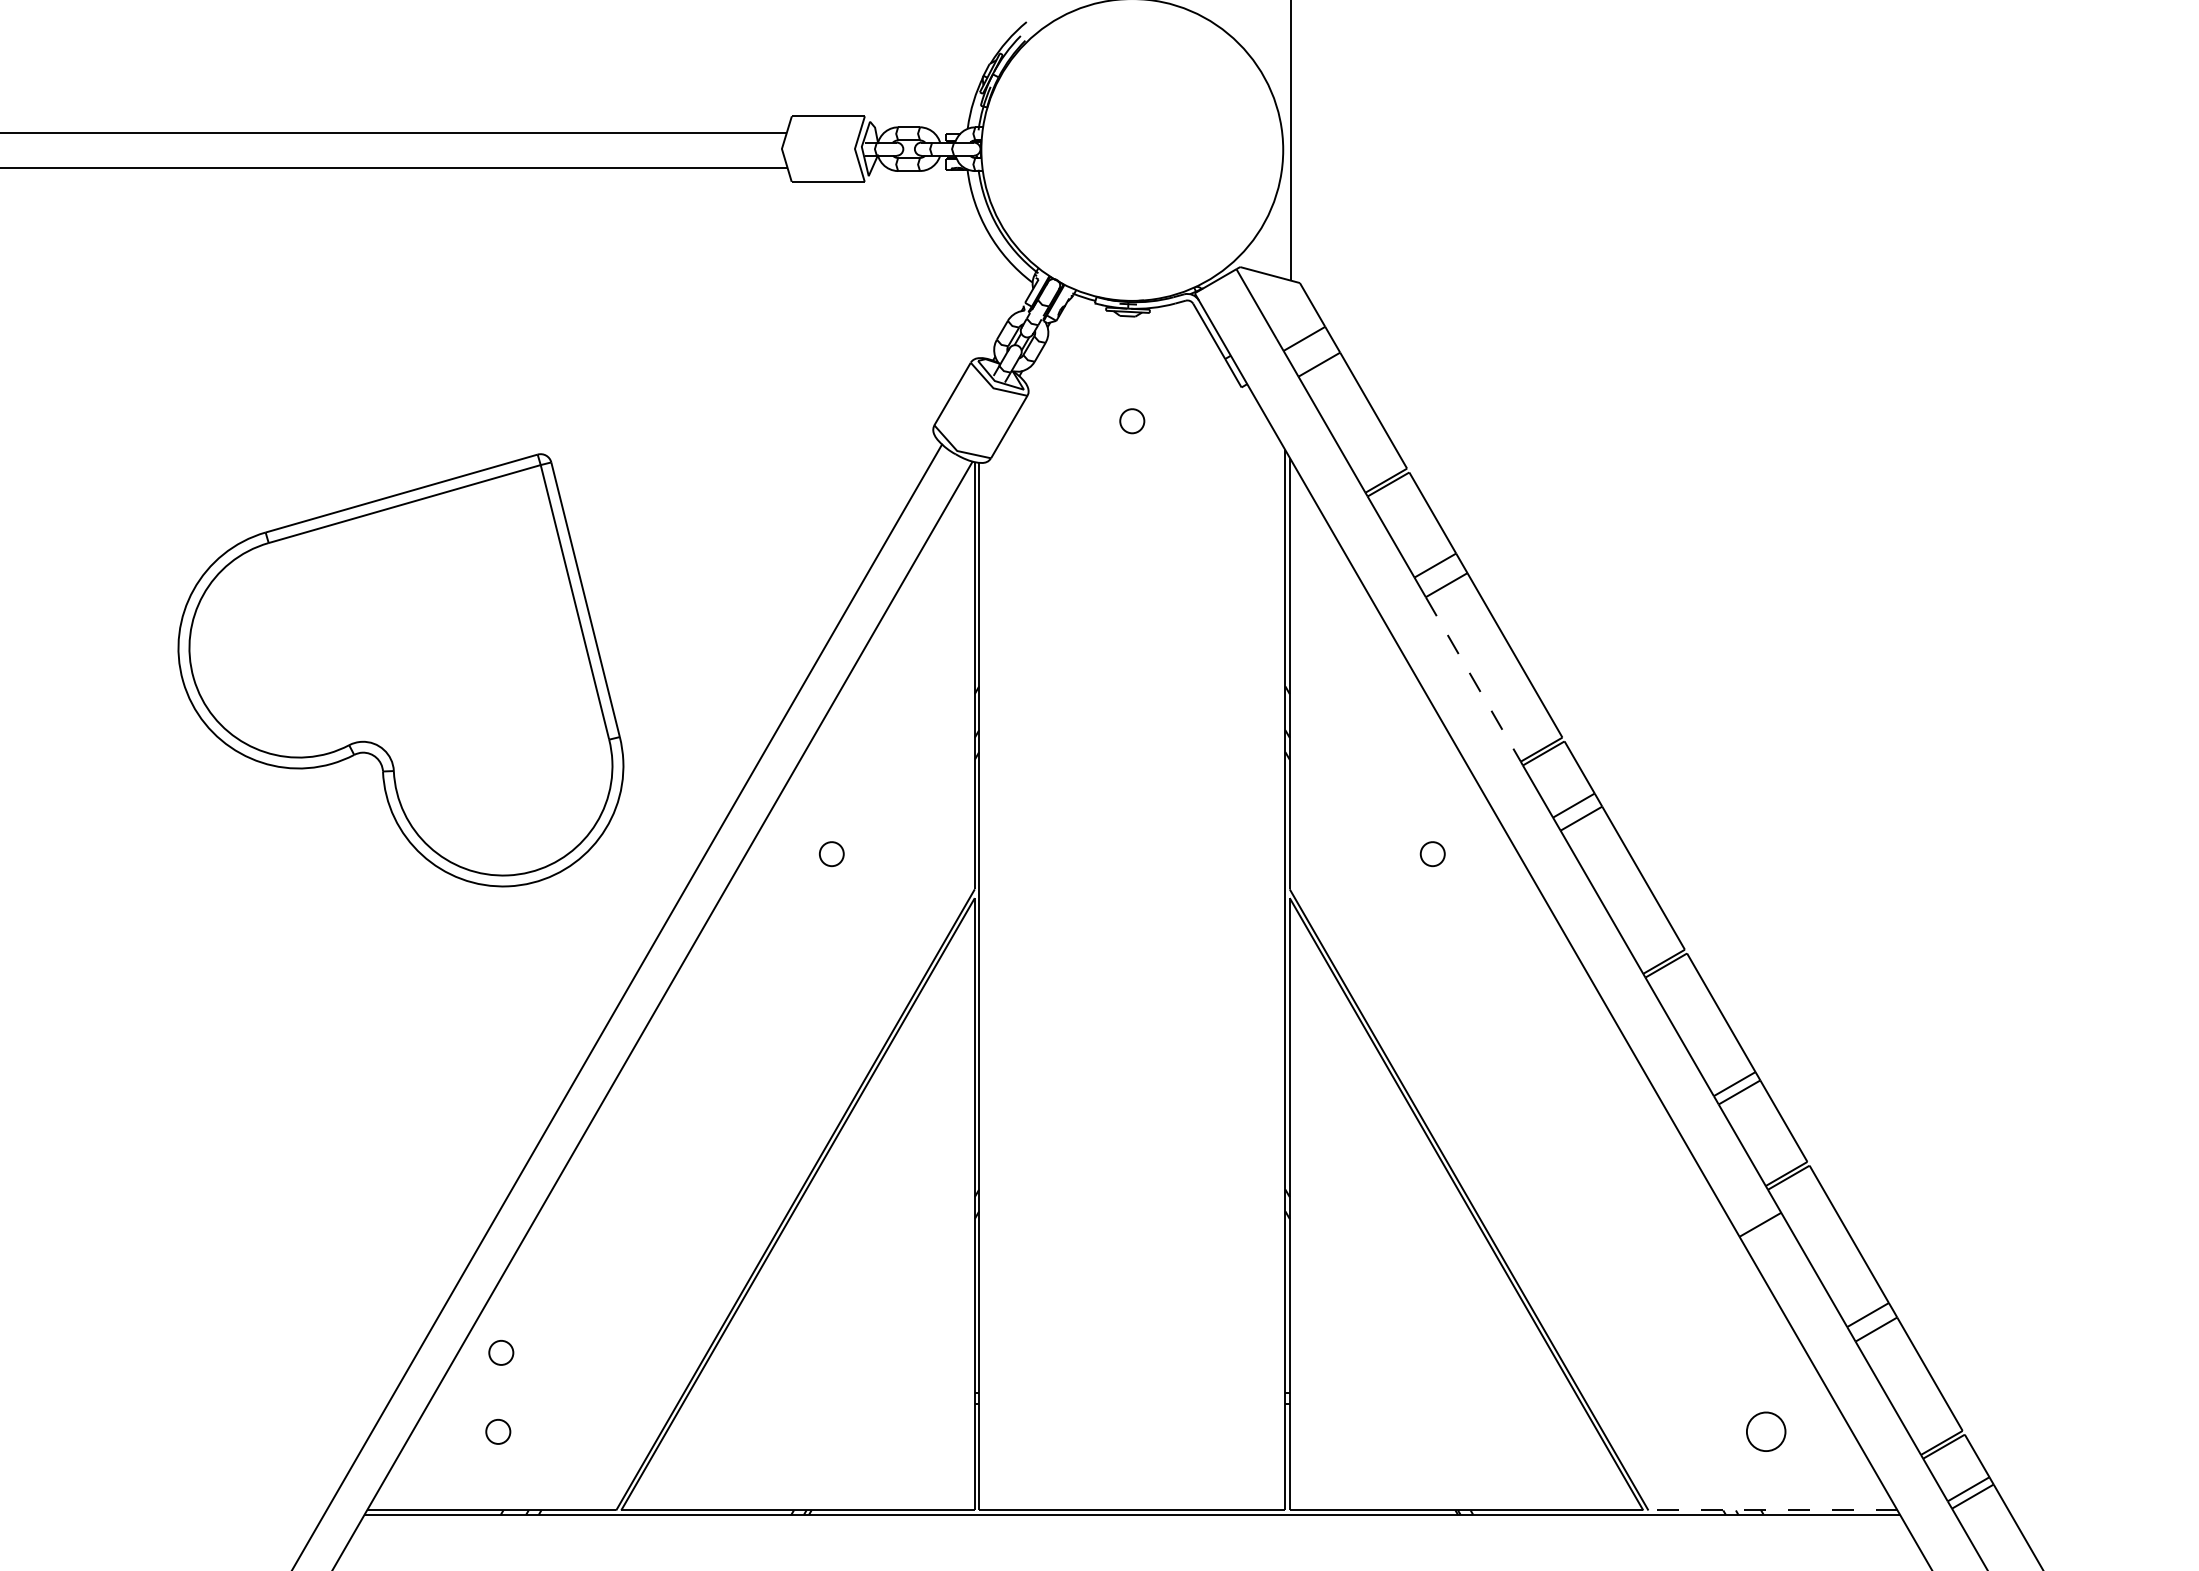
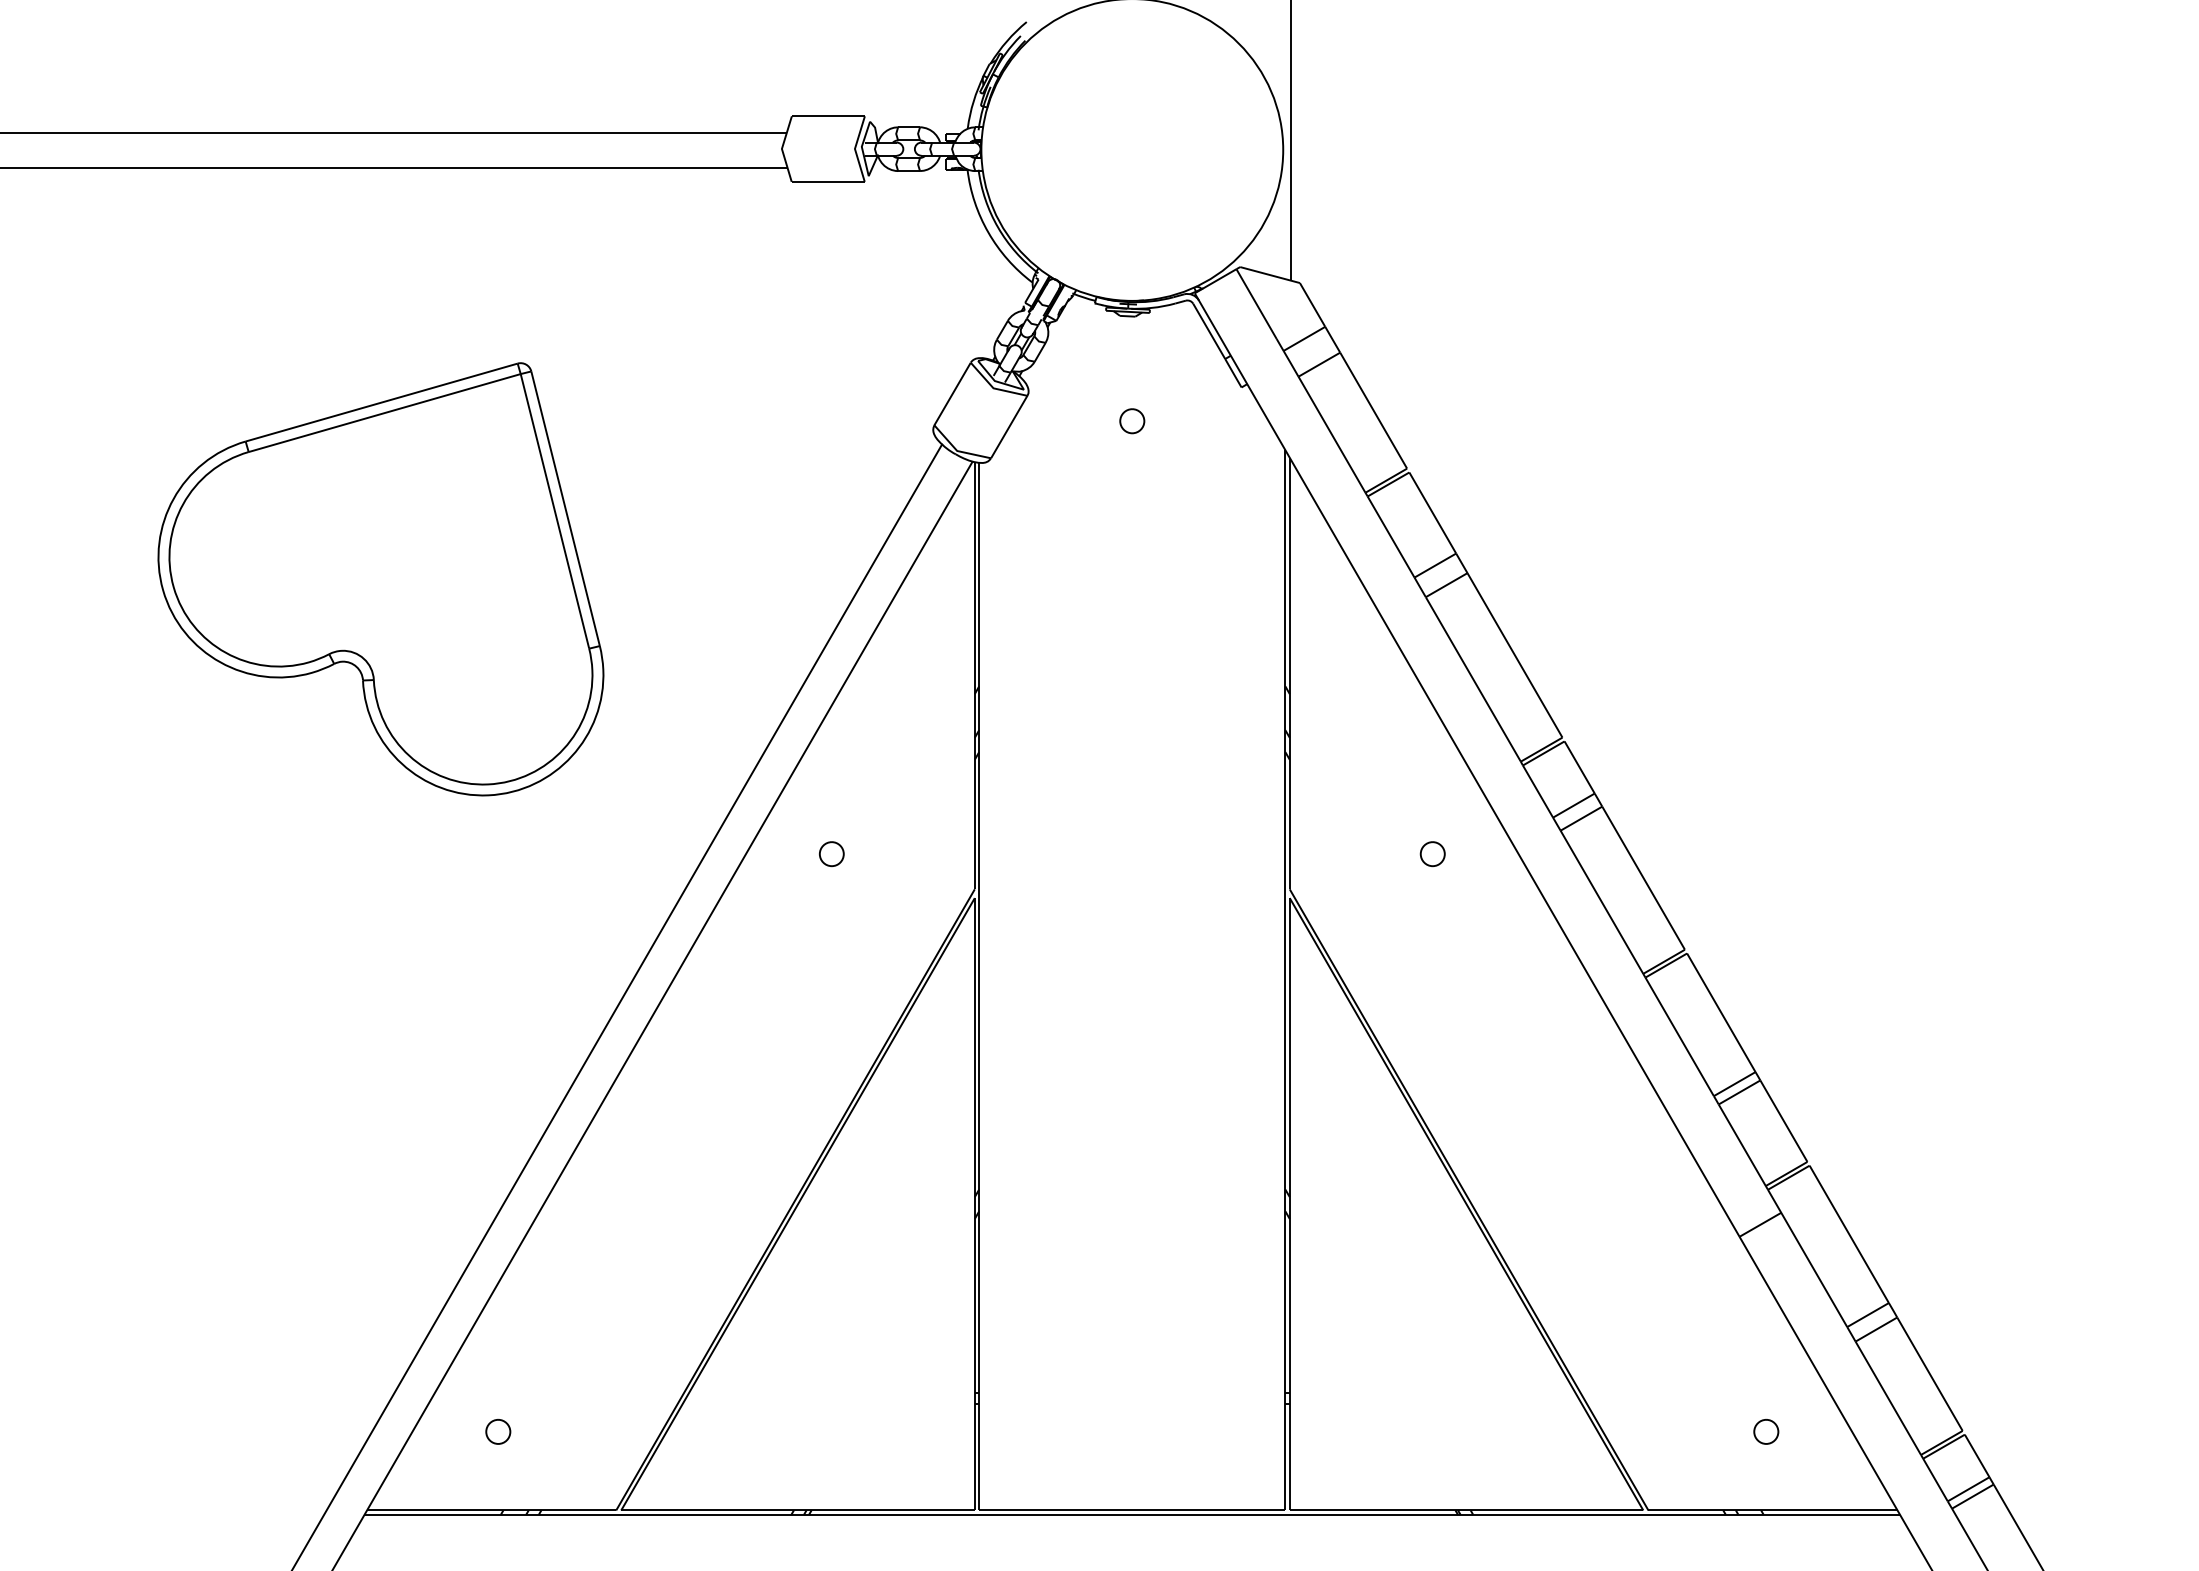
part position: (400, 670) -> (380, 579) (380, 579)
line: dashed -> solid (1473, 679)
part: present -> none (501, 1352)
part size: 41x41 px -> 27x26 px (1766, 1431)
line: dashed -> solid (1773, 1510)
